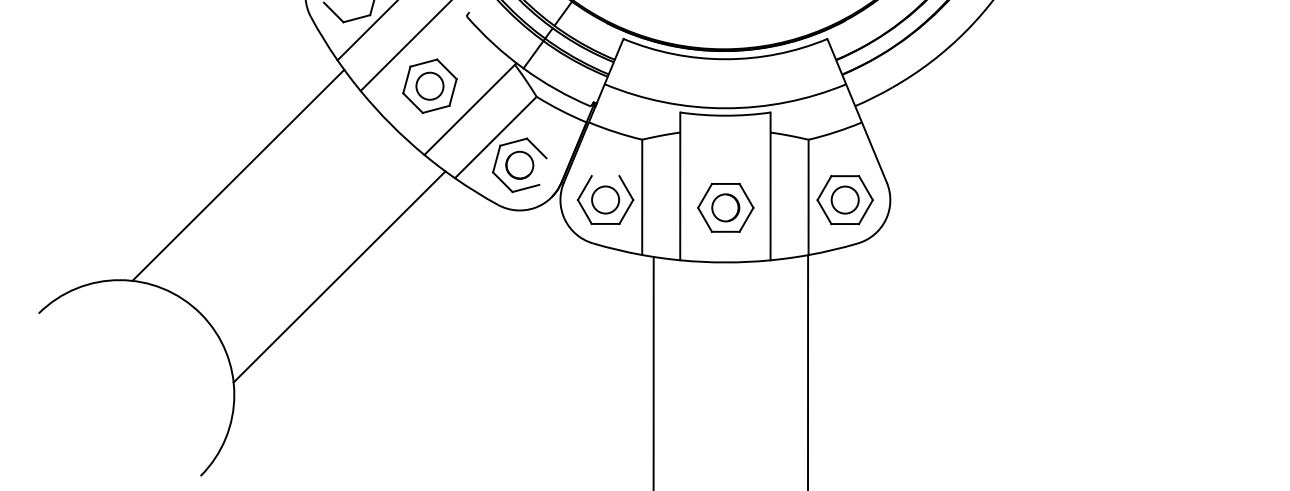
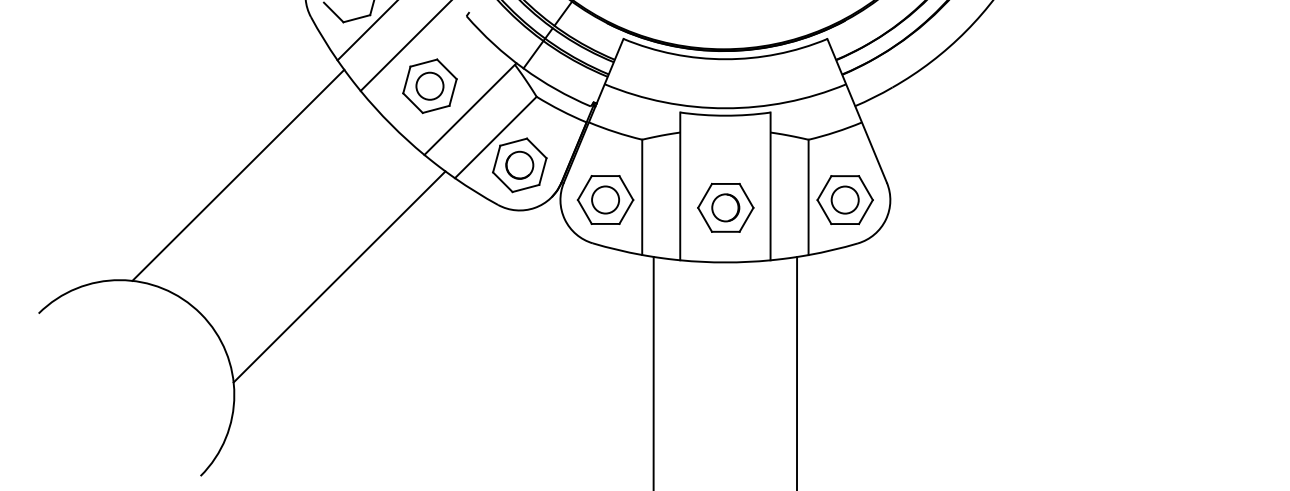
line: none -> present (542, 171)
line: none -> present (605, 176)
line position: (808, 372) -> (797, 372) (797, 372)
